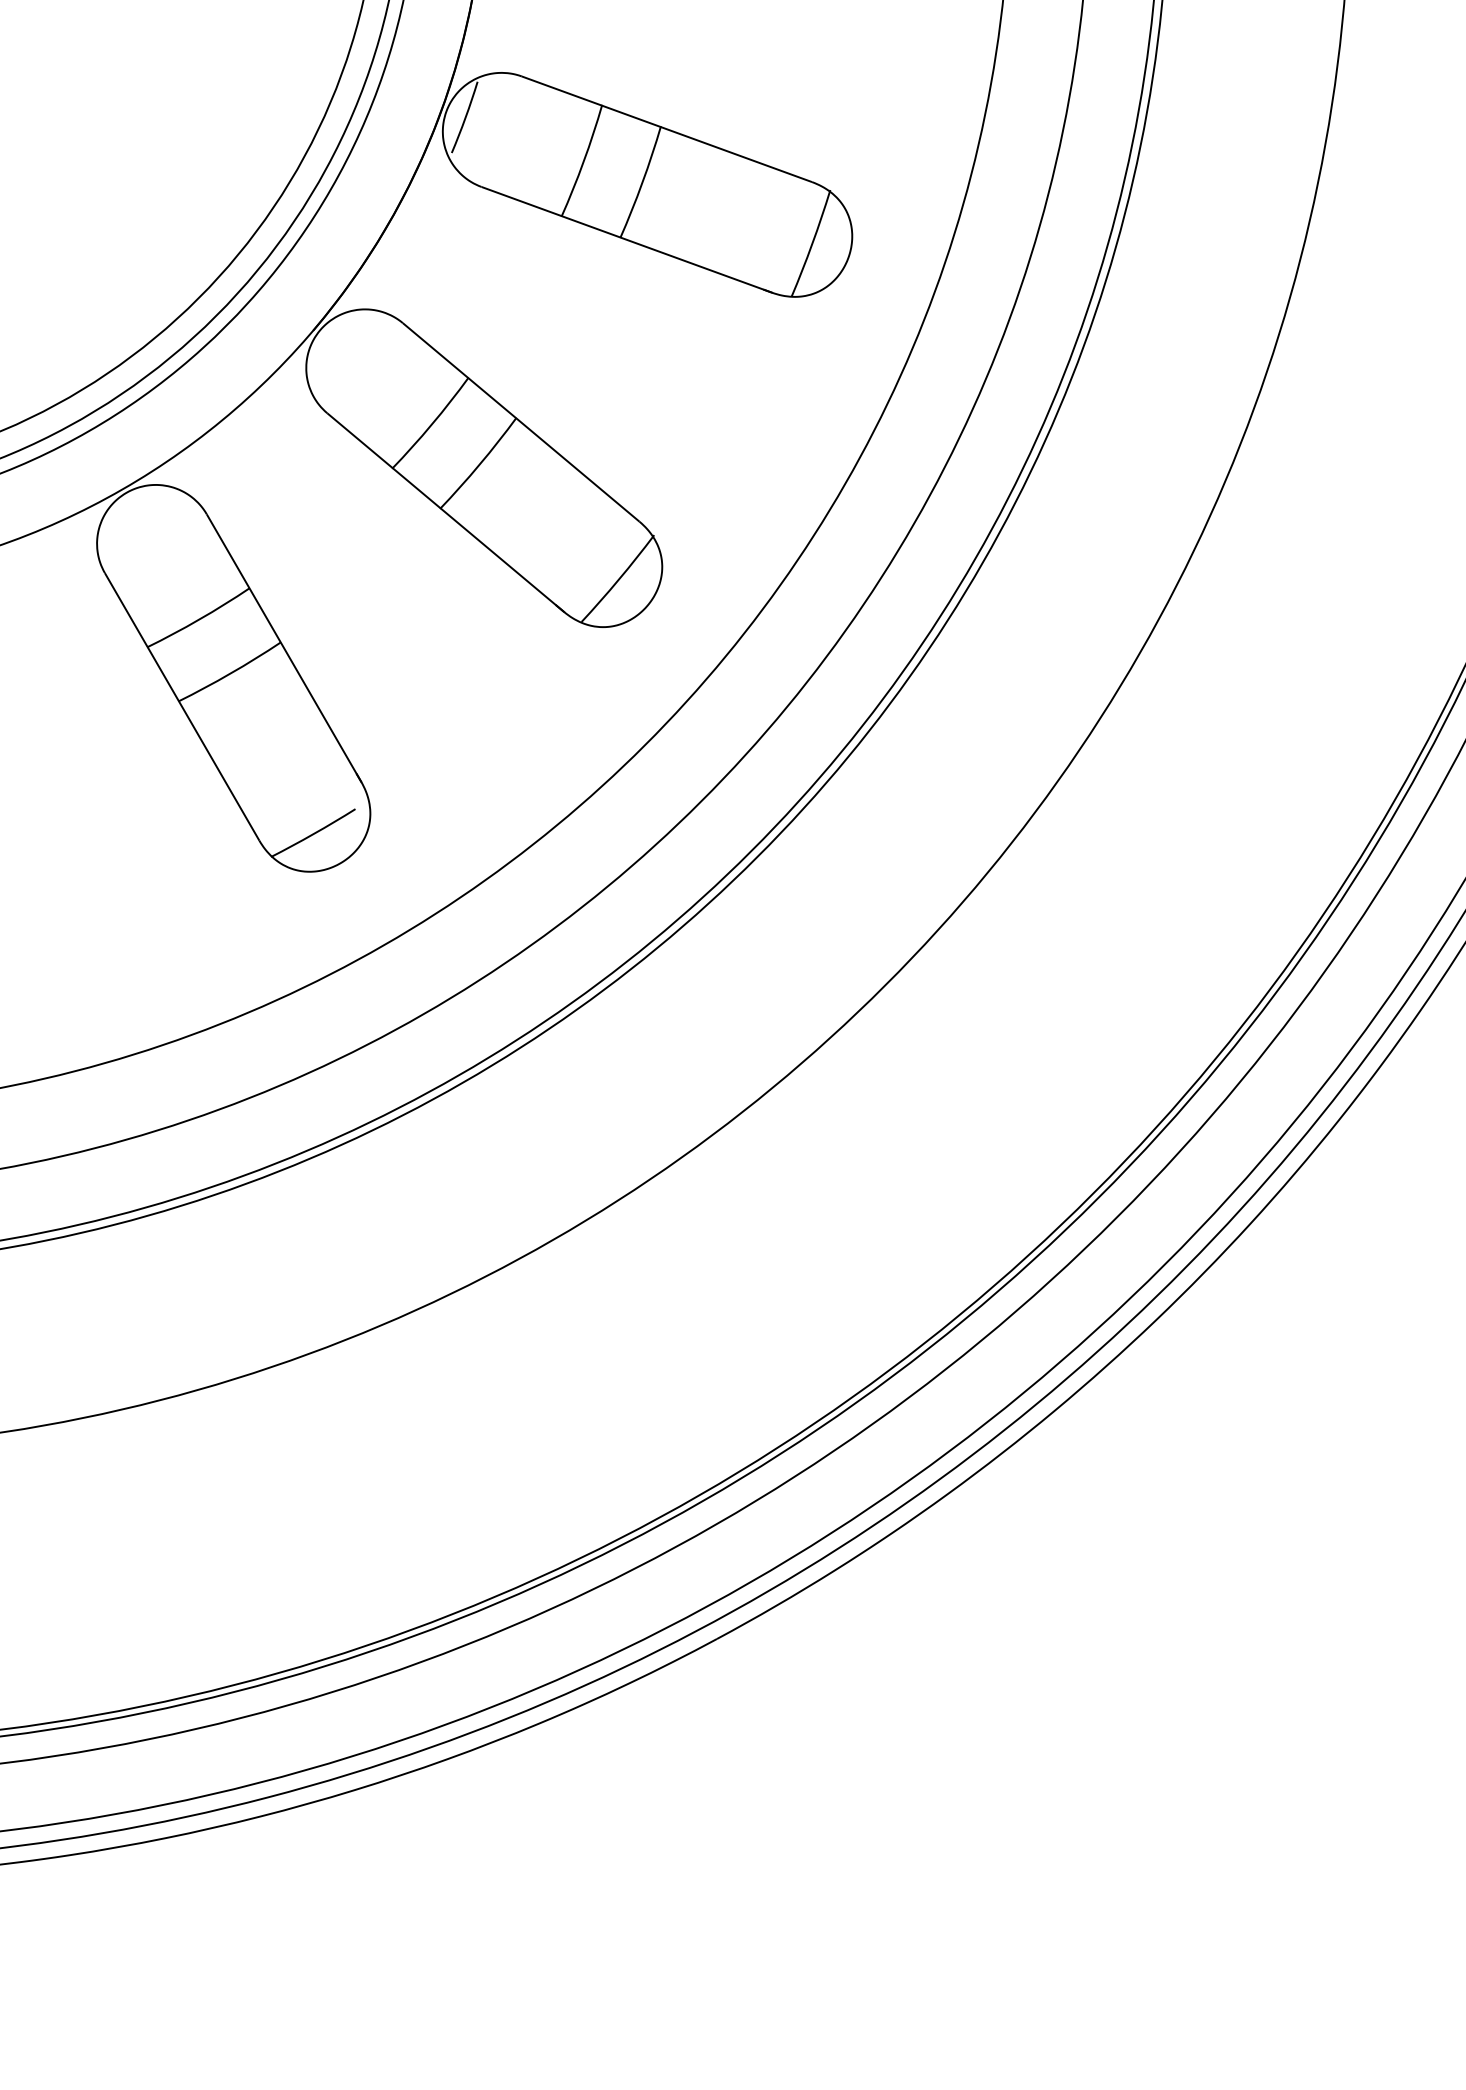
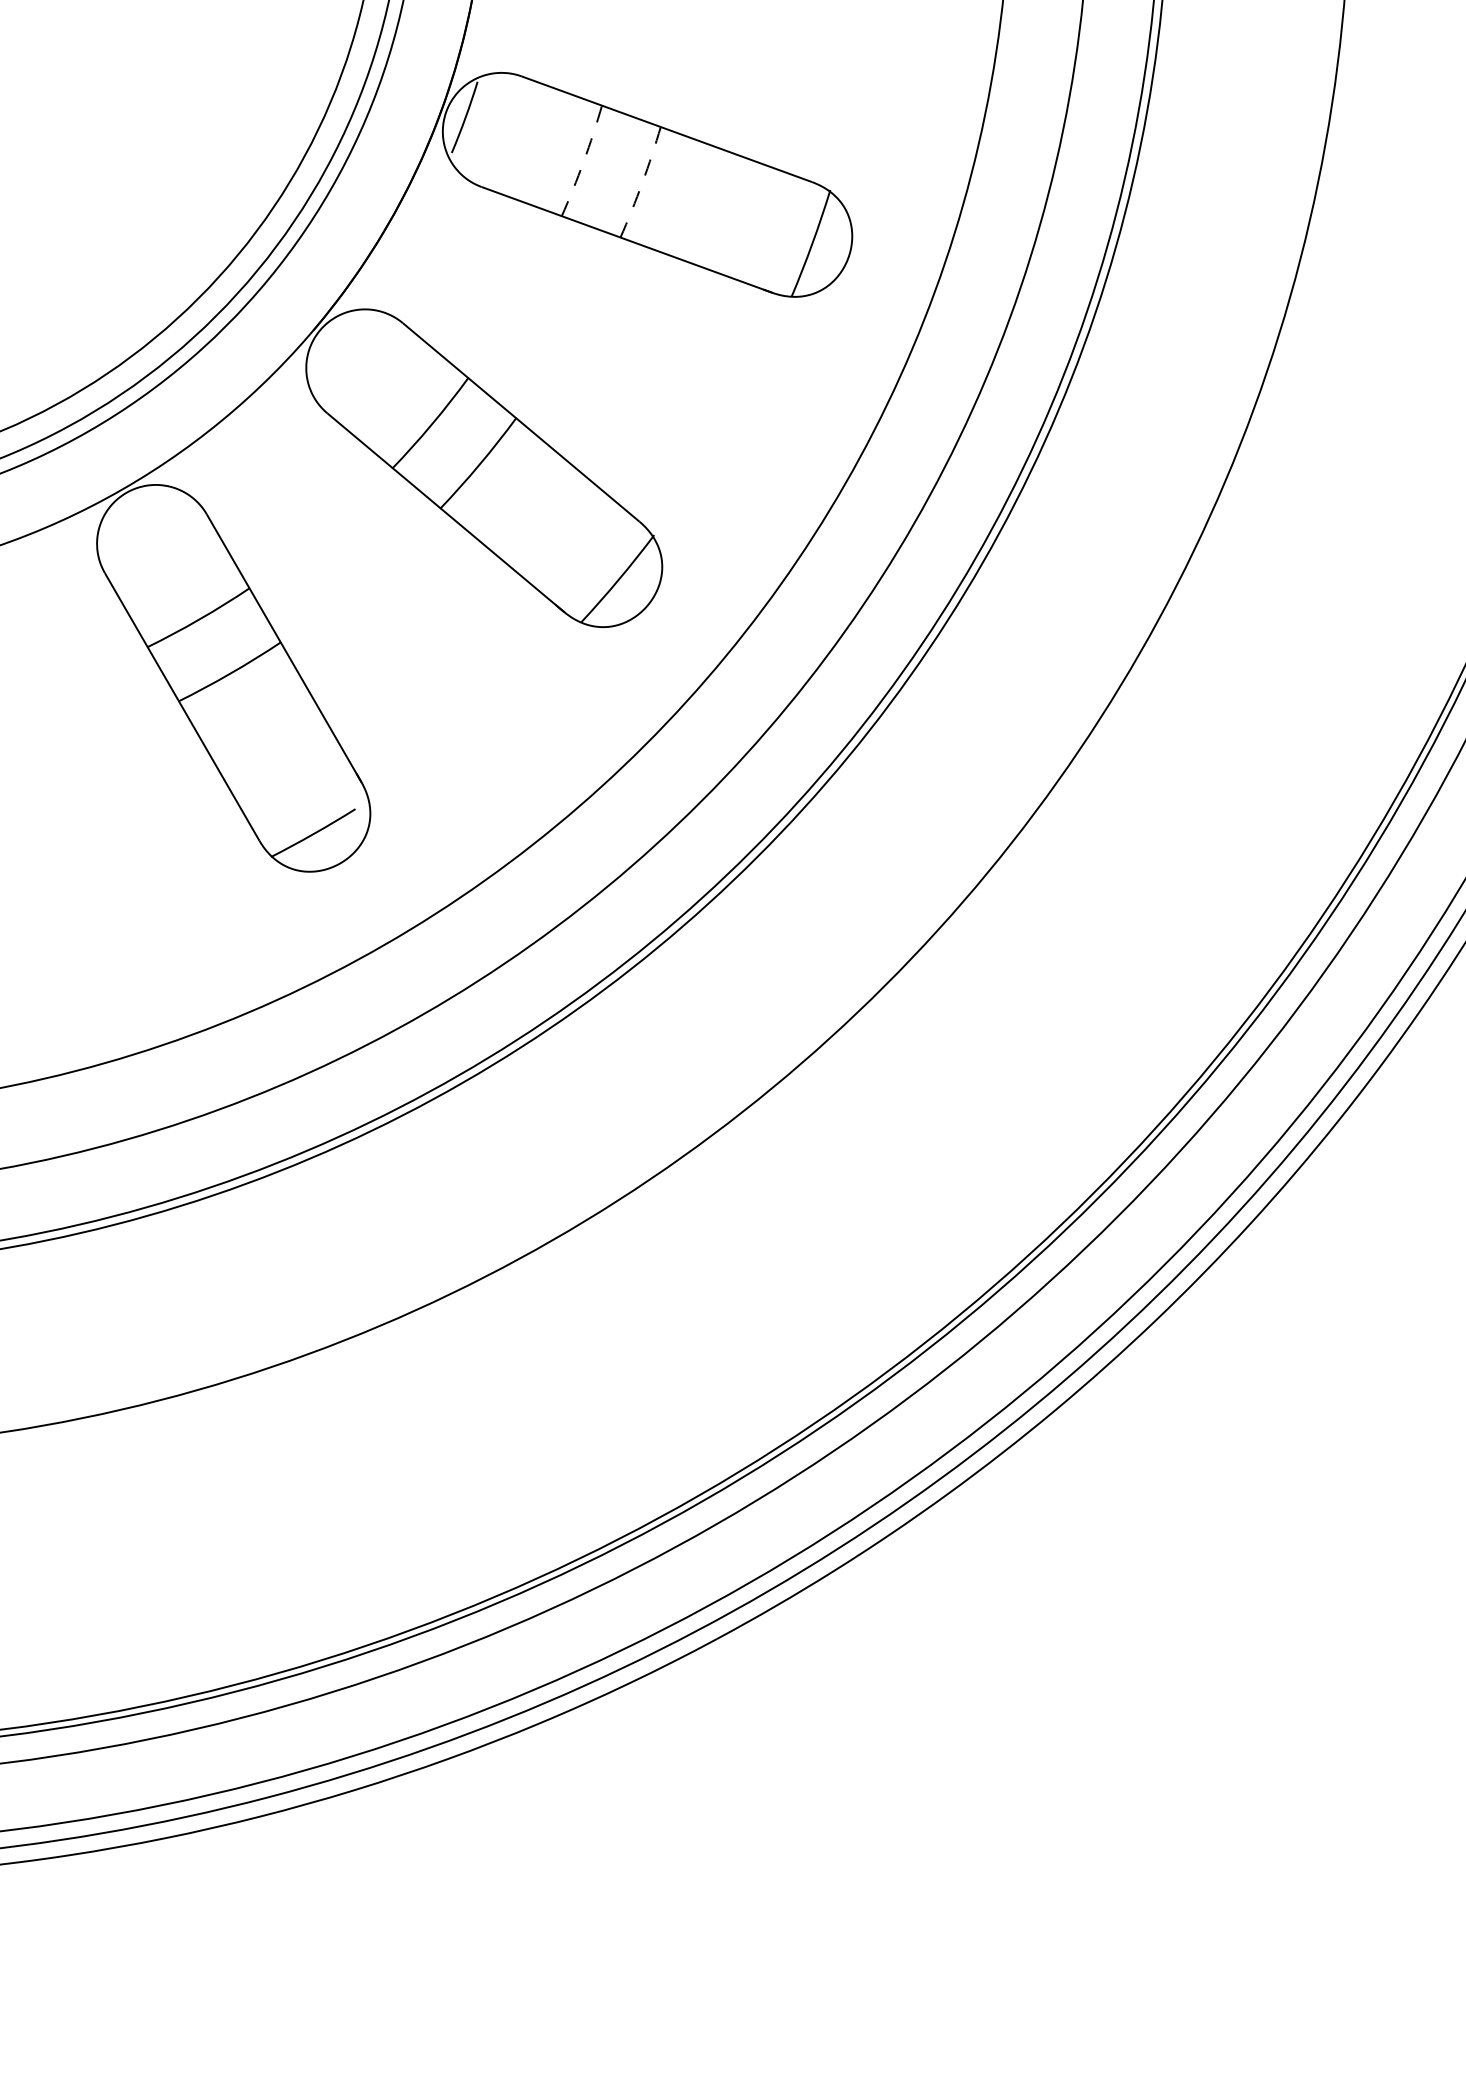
arc: solid -> dashed (583, 161)
arc: solid -> dashed (642, 182)
